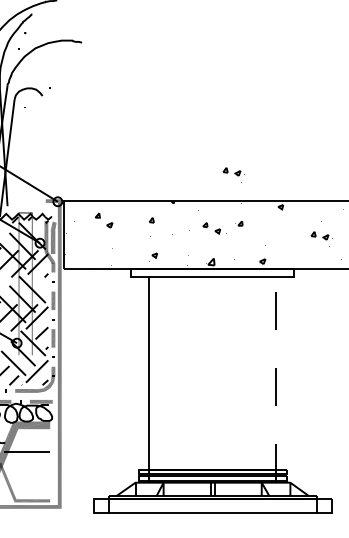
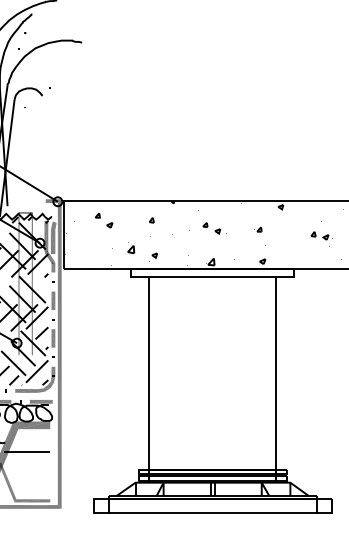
part: present -> none (233, 174)
part position: (239, 223) -> (258, 229) (258, 229)
part: none -> present (131, 248)
line: dashed -> solid (276, 379)
